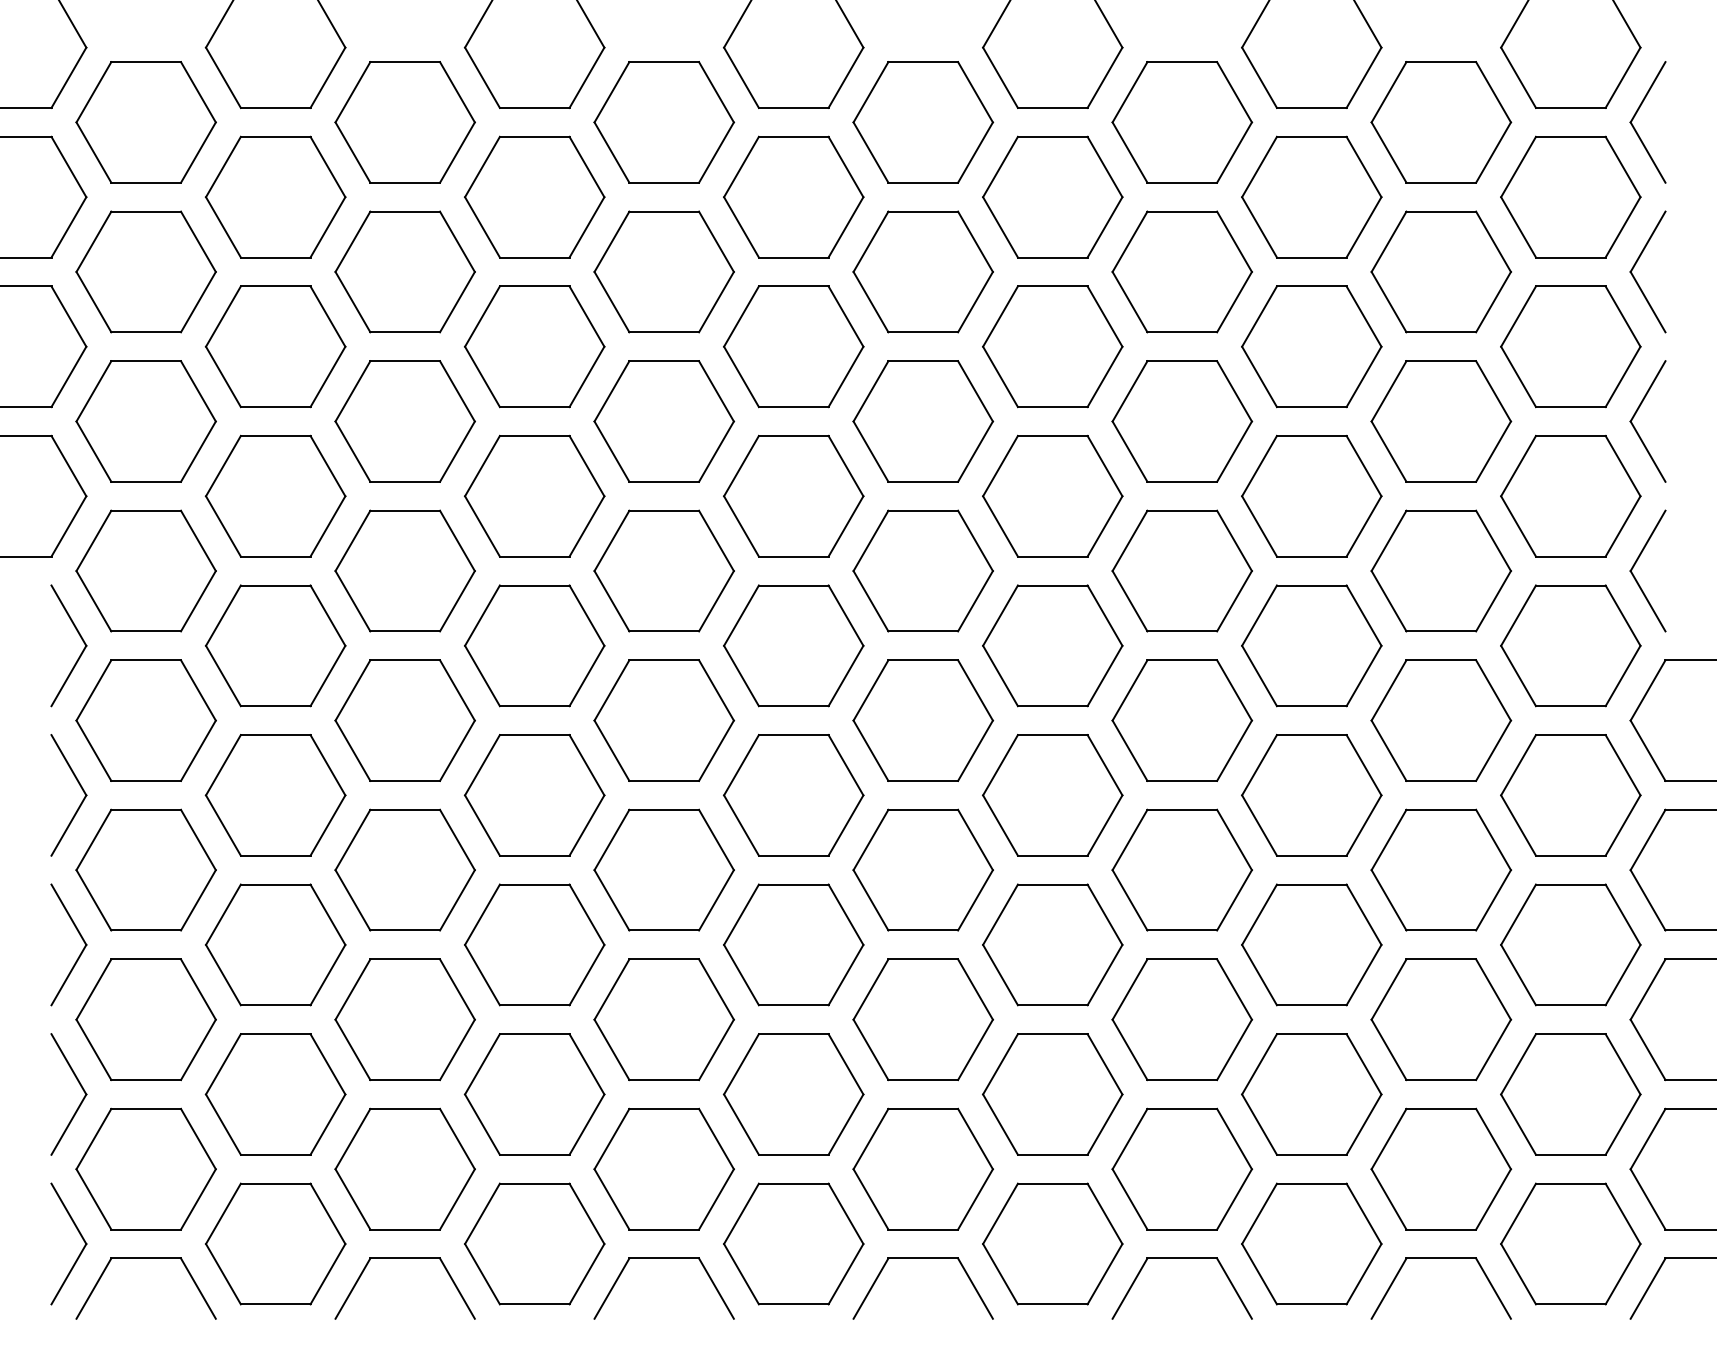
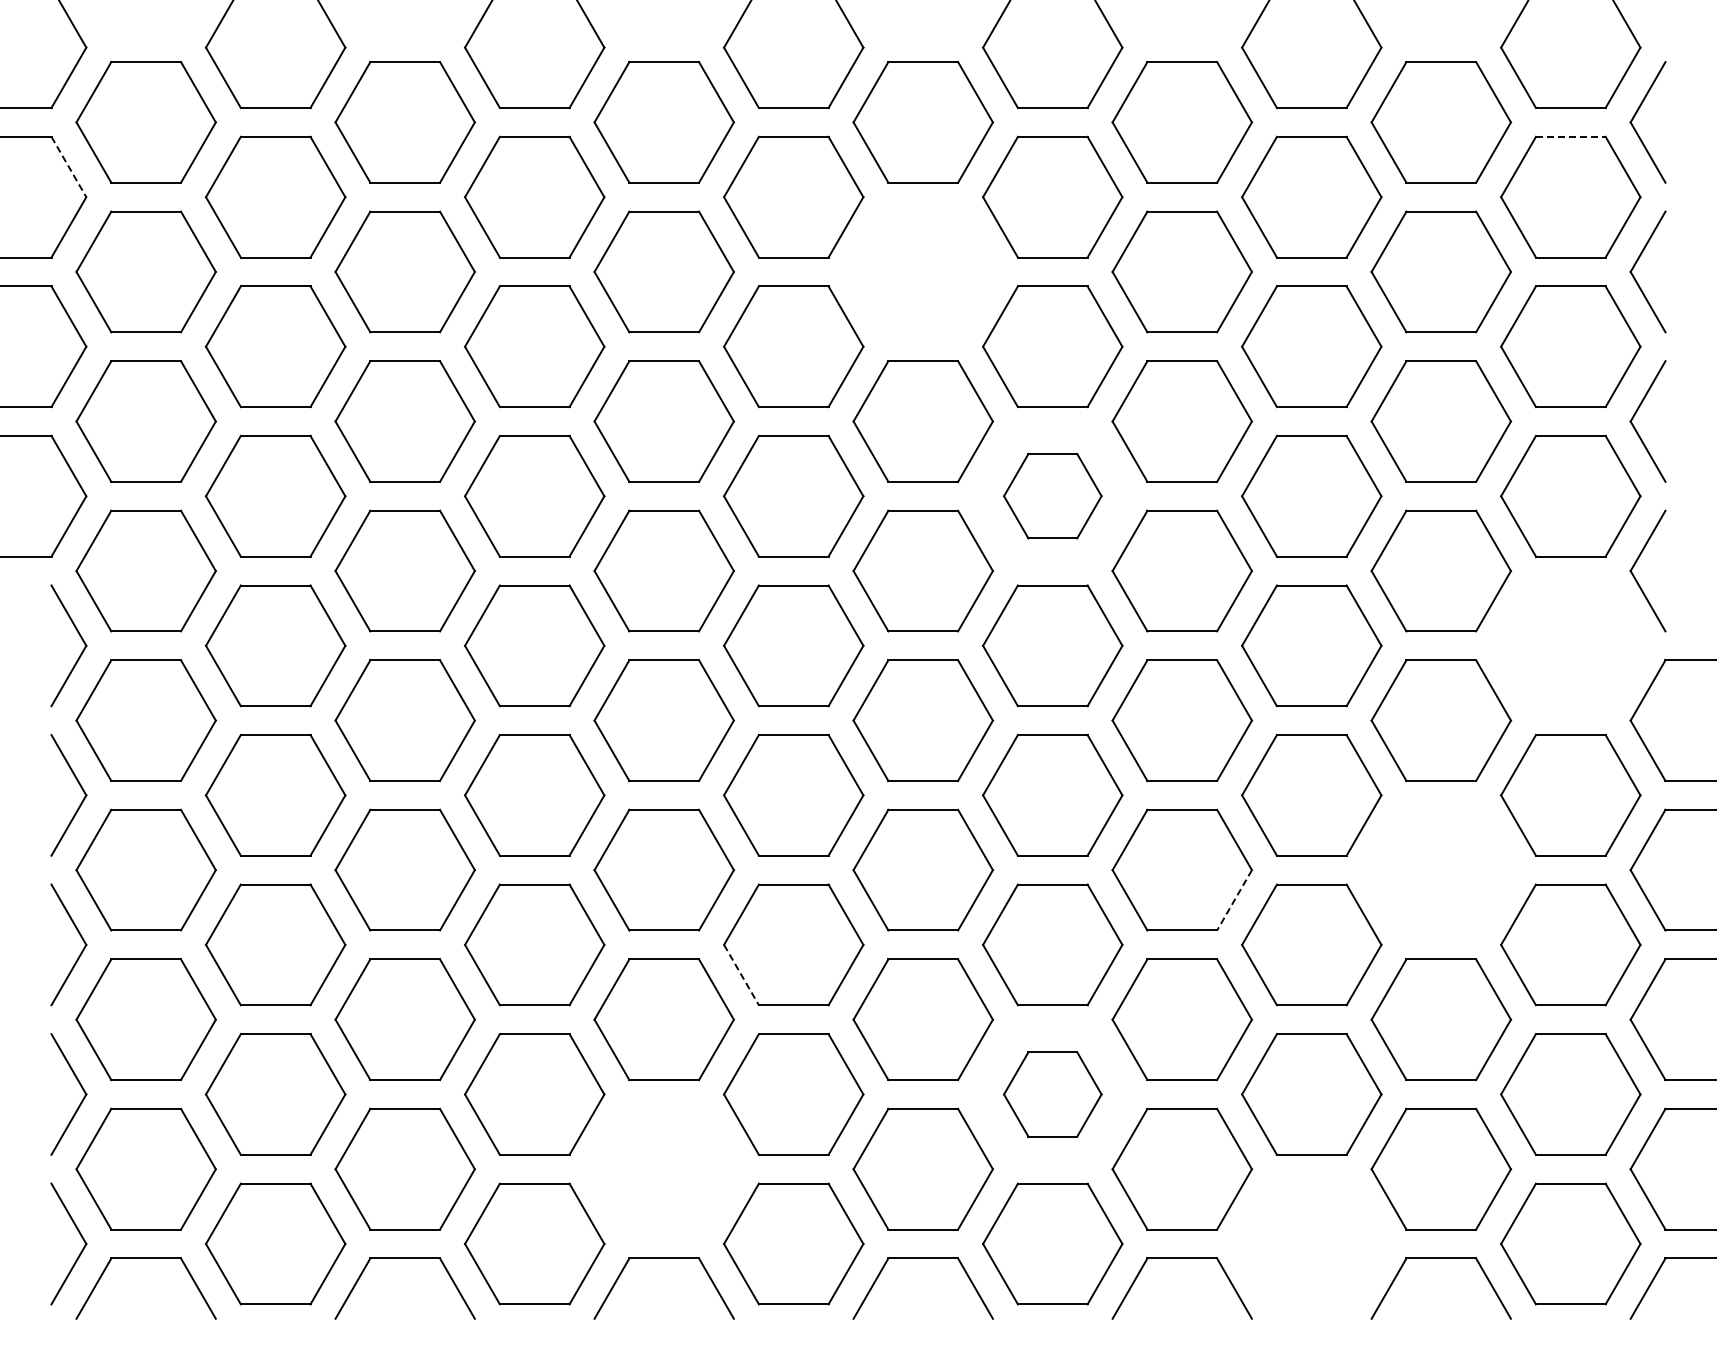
line: solid -> dashed (1570, 136)
line: solid -> dashed (68, 167)
part: present -> none (922, 271)
part size: 142x124 px -> 100x88 px (1052, 495)
part: present -> none (1570, 645)
part: present -> none (1441, 869)
line: solid -> dashed (1234, 900)
line: solid -> dashed (741, 975)
part size: 142x123 px -> 101x87 px (1052, 1094)
part: present -> none (663, 1168)
part: present -> none (1311, 1243)
